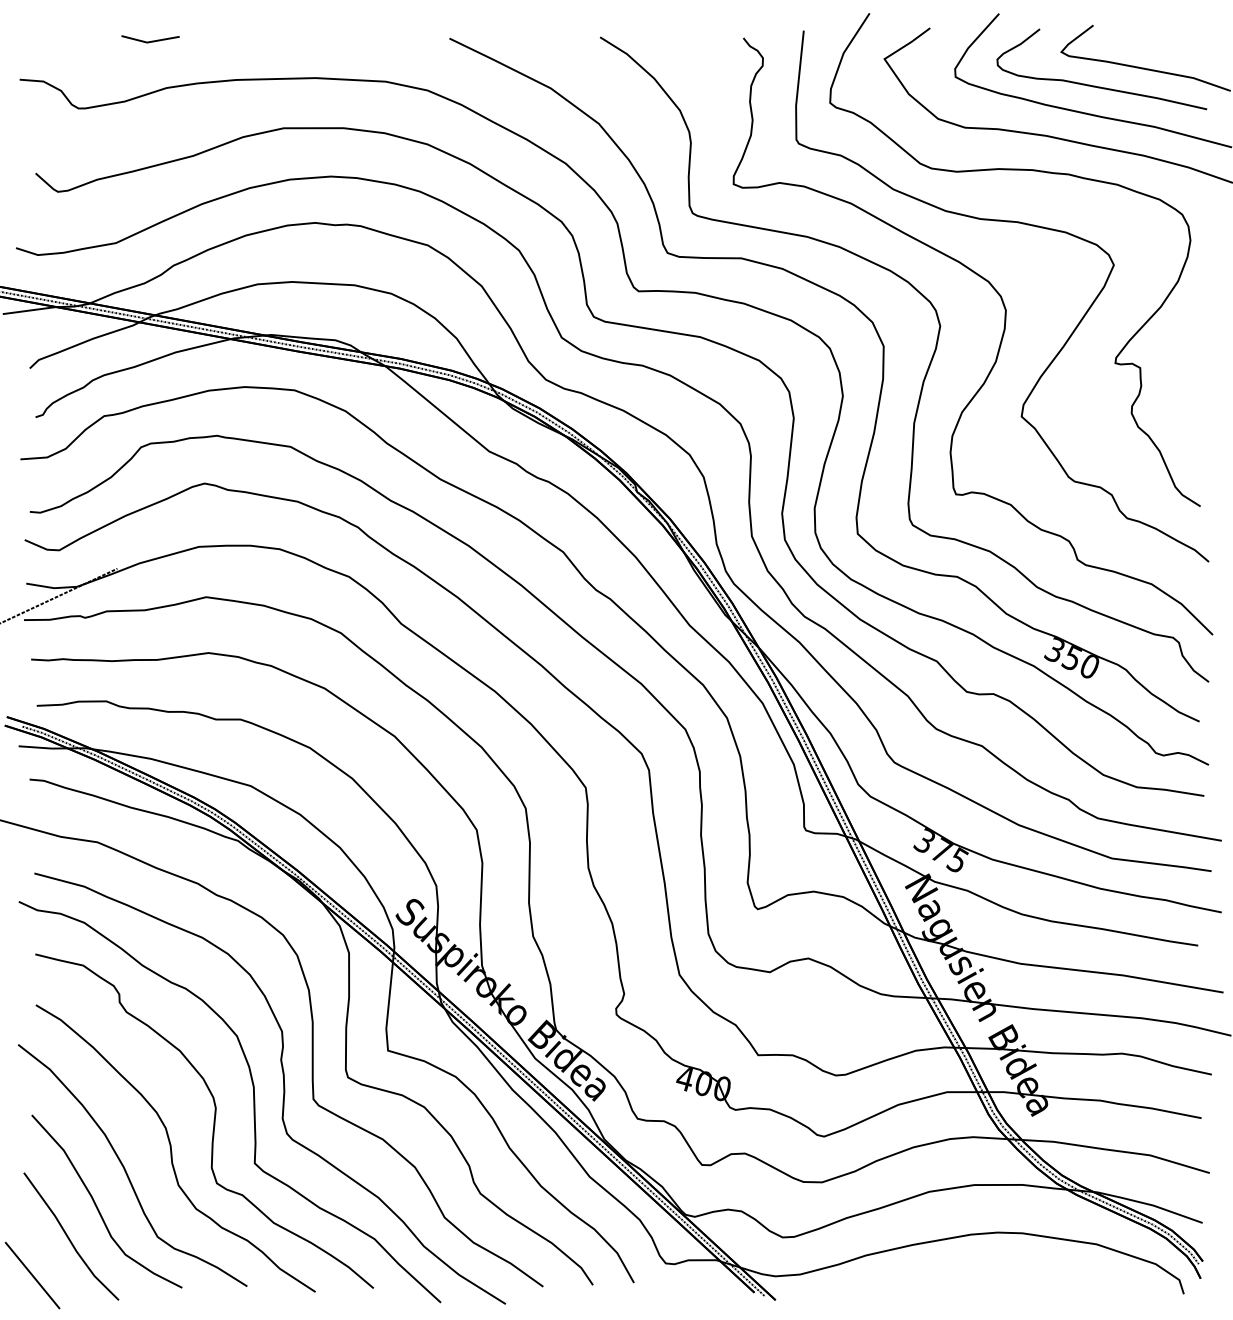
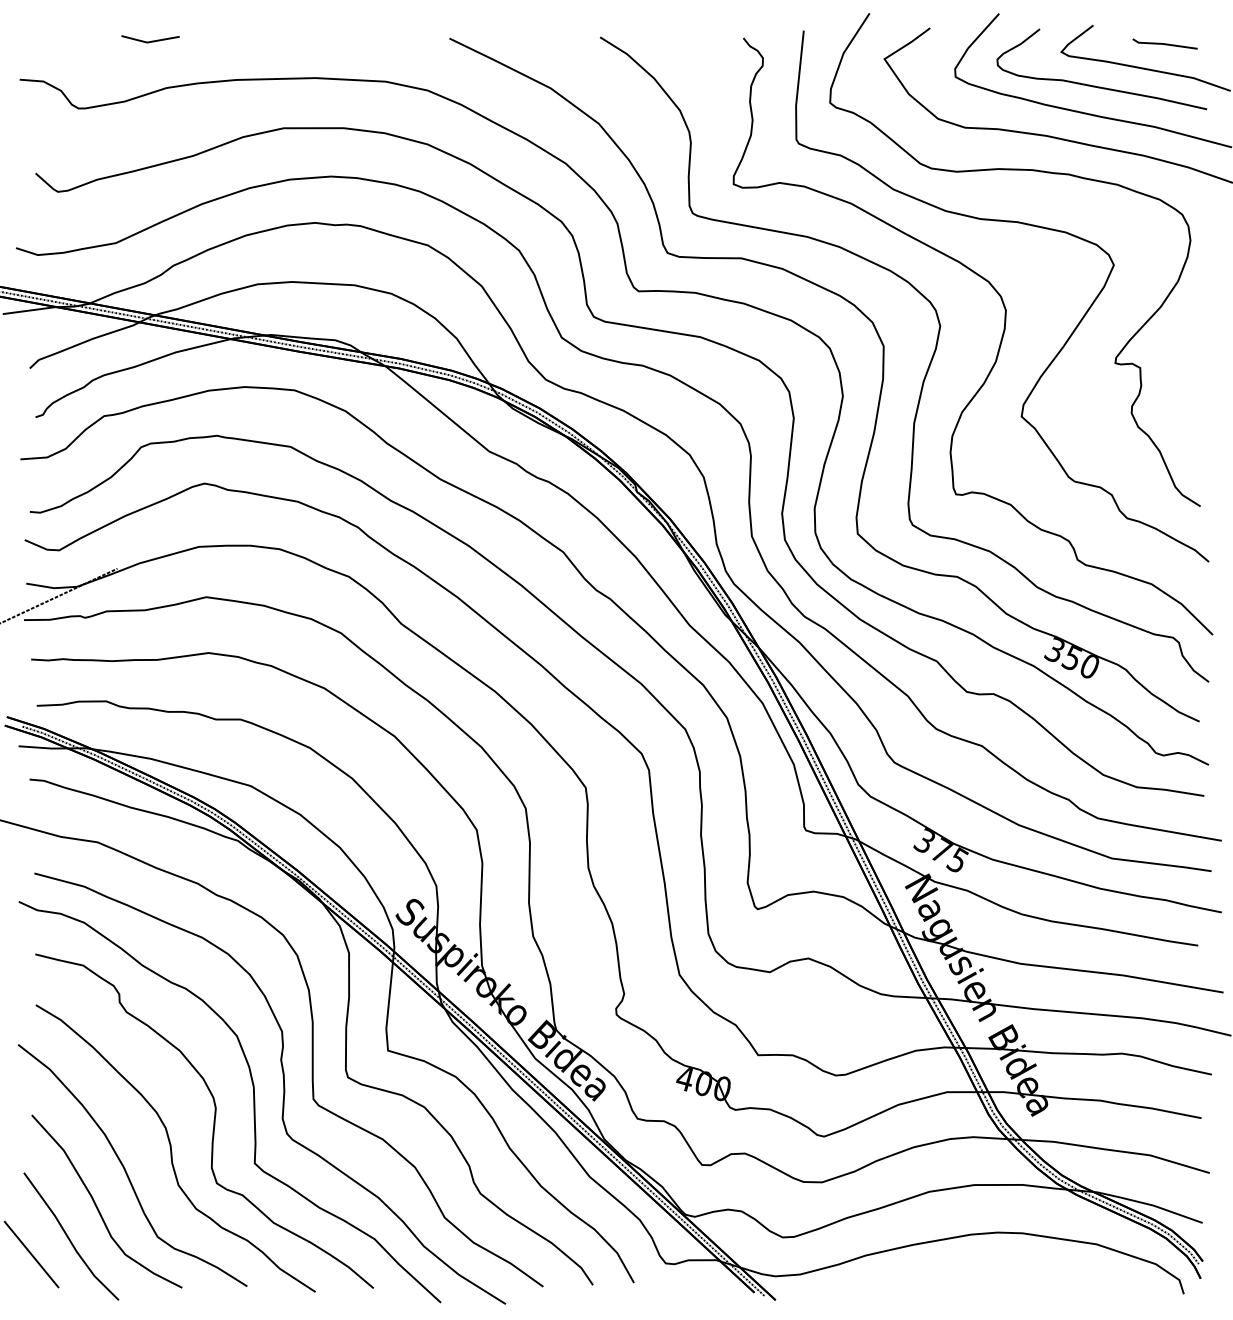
line: none -> present (1164, 43)
line position: (32, 1275) -> (31, 1254) (31, 1254)
